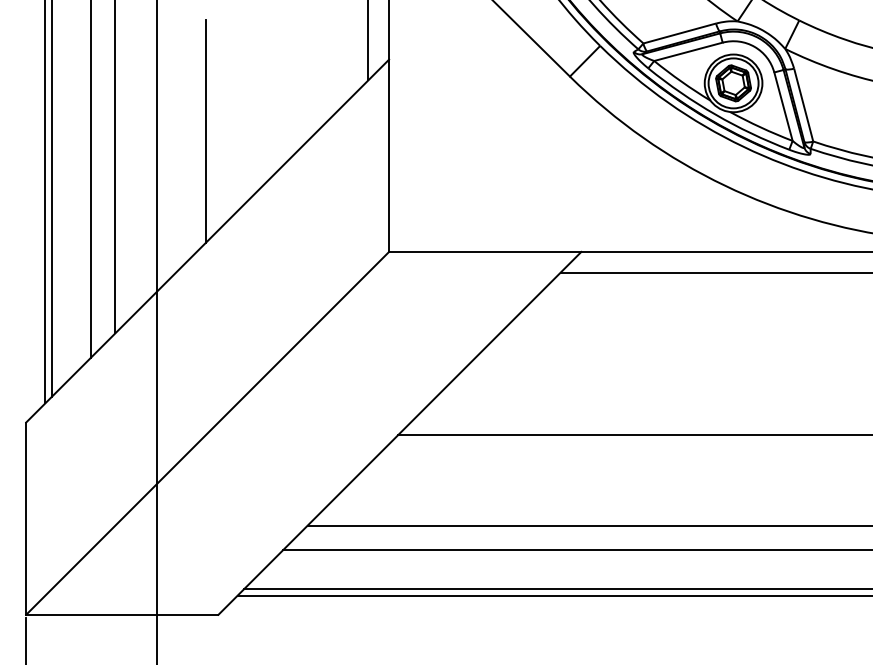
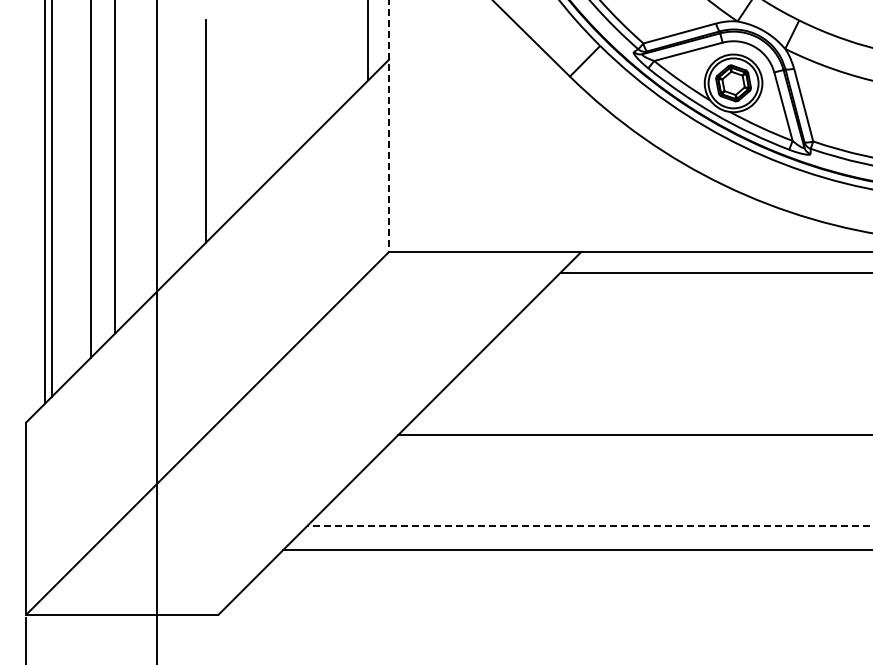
line: solid -> dashed (389, 126)
line: solid -> dashed (589, 525)
line: present -> none (556, 589)
line: present -> none (553, 595)
